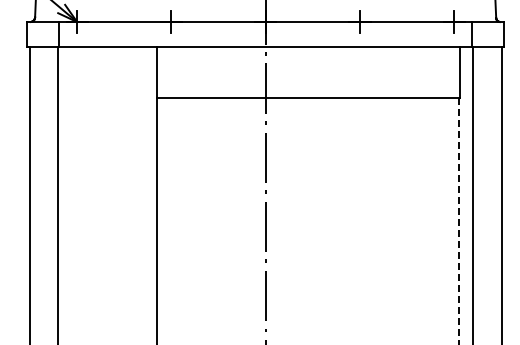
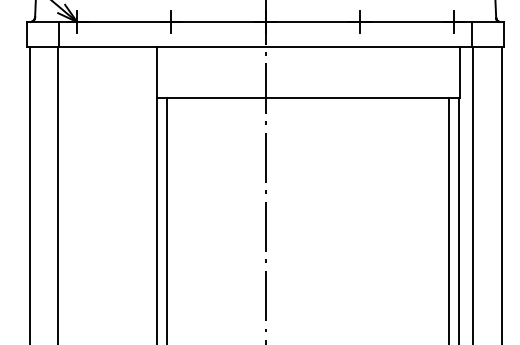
line: none -> present (166, 219)
line: none -> present (449, 219)
line: dashed -> solid (458, 221)
